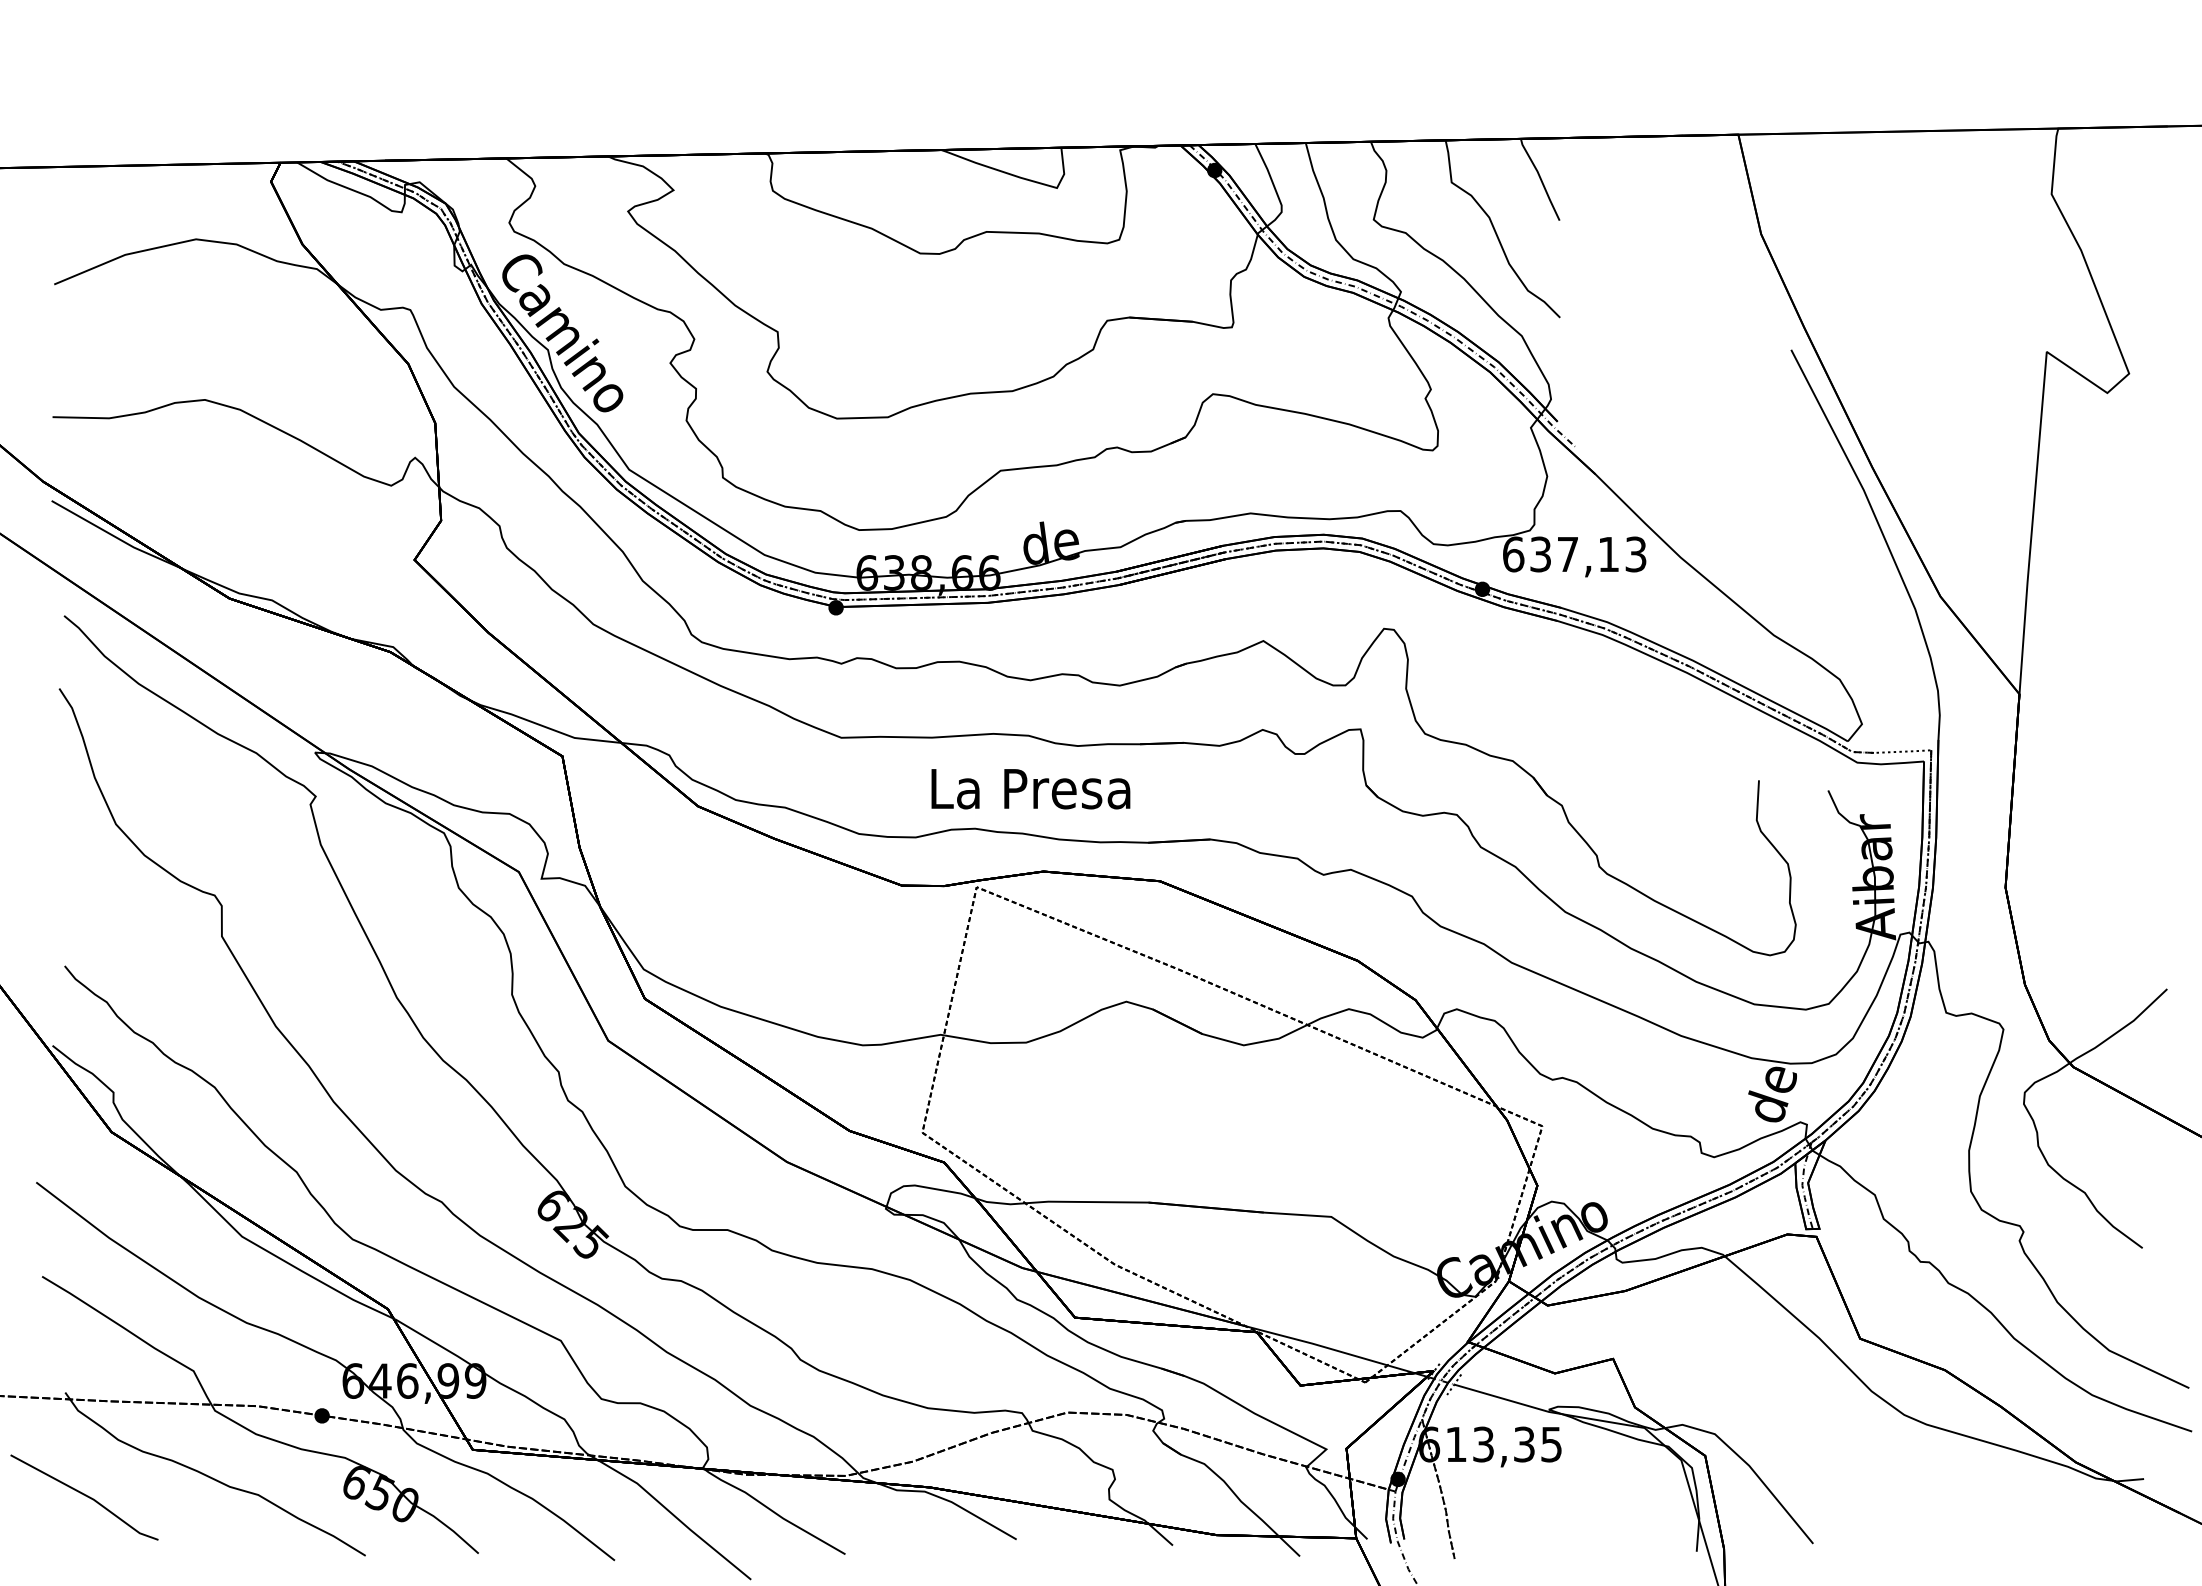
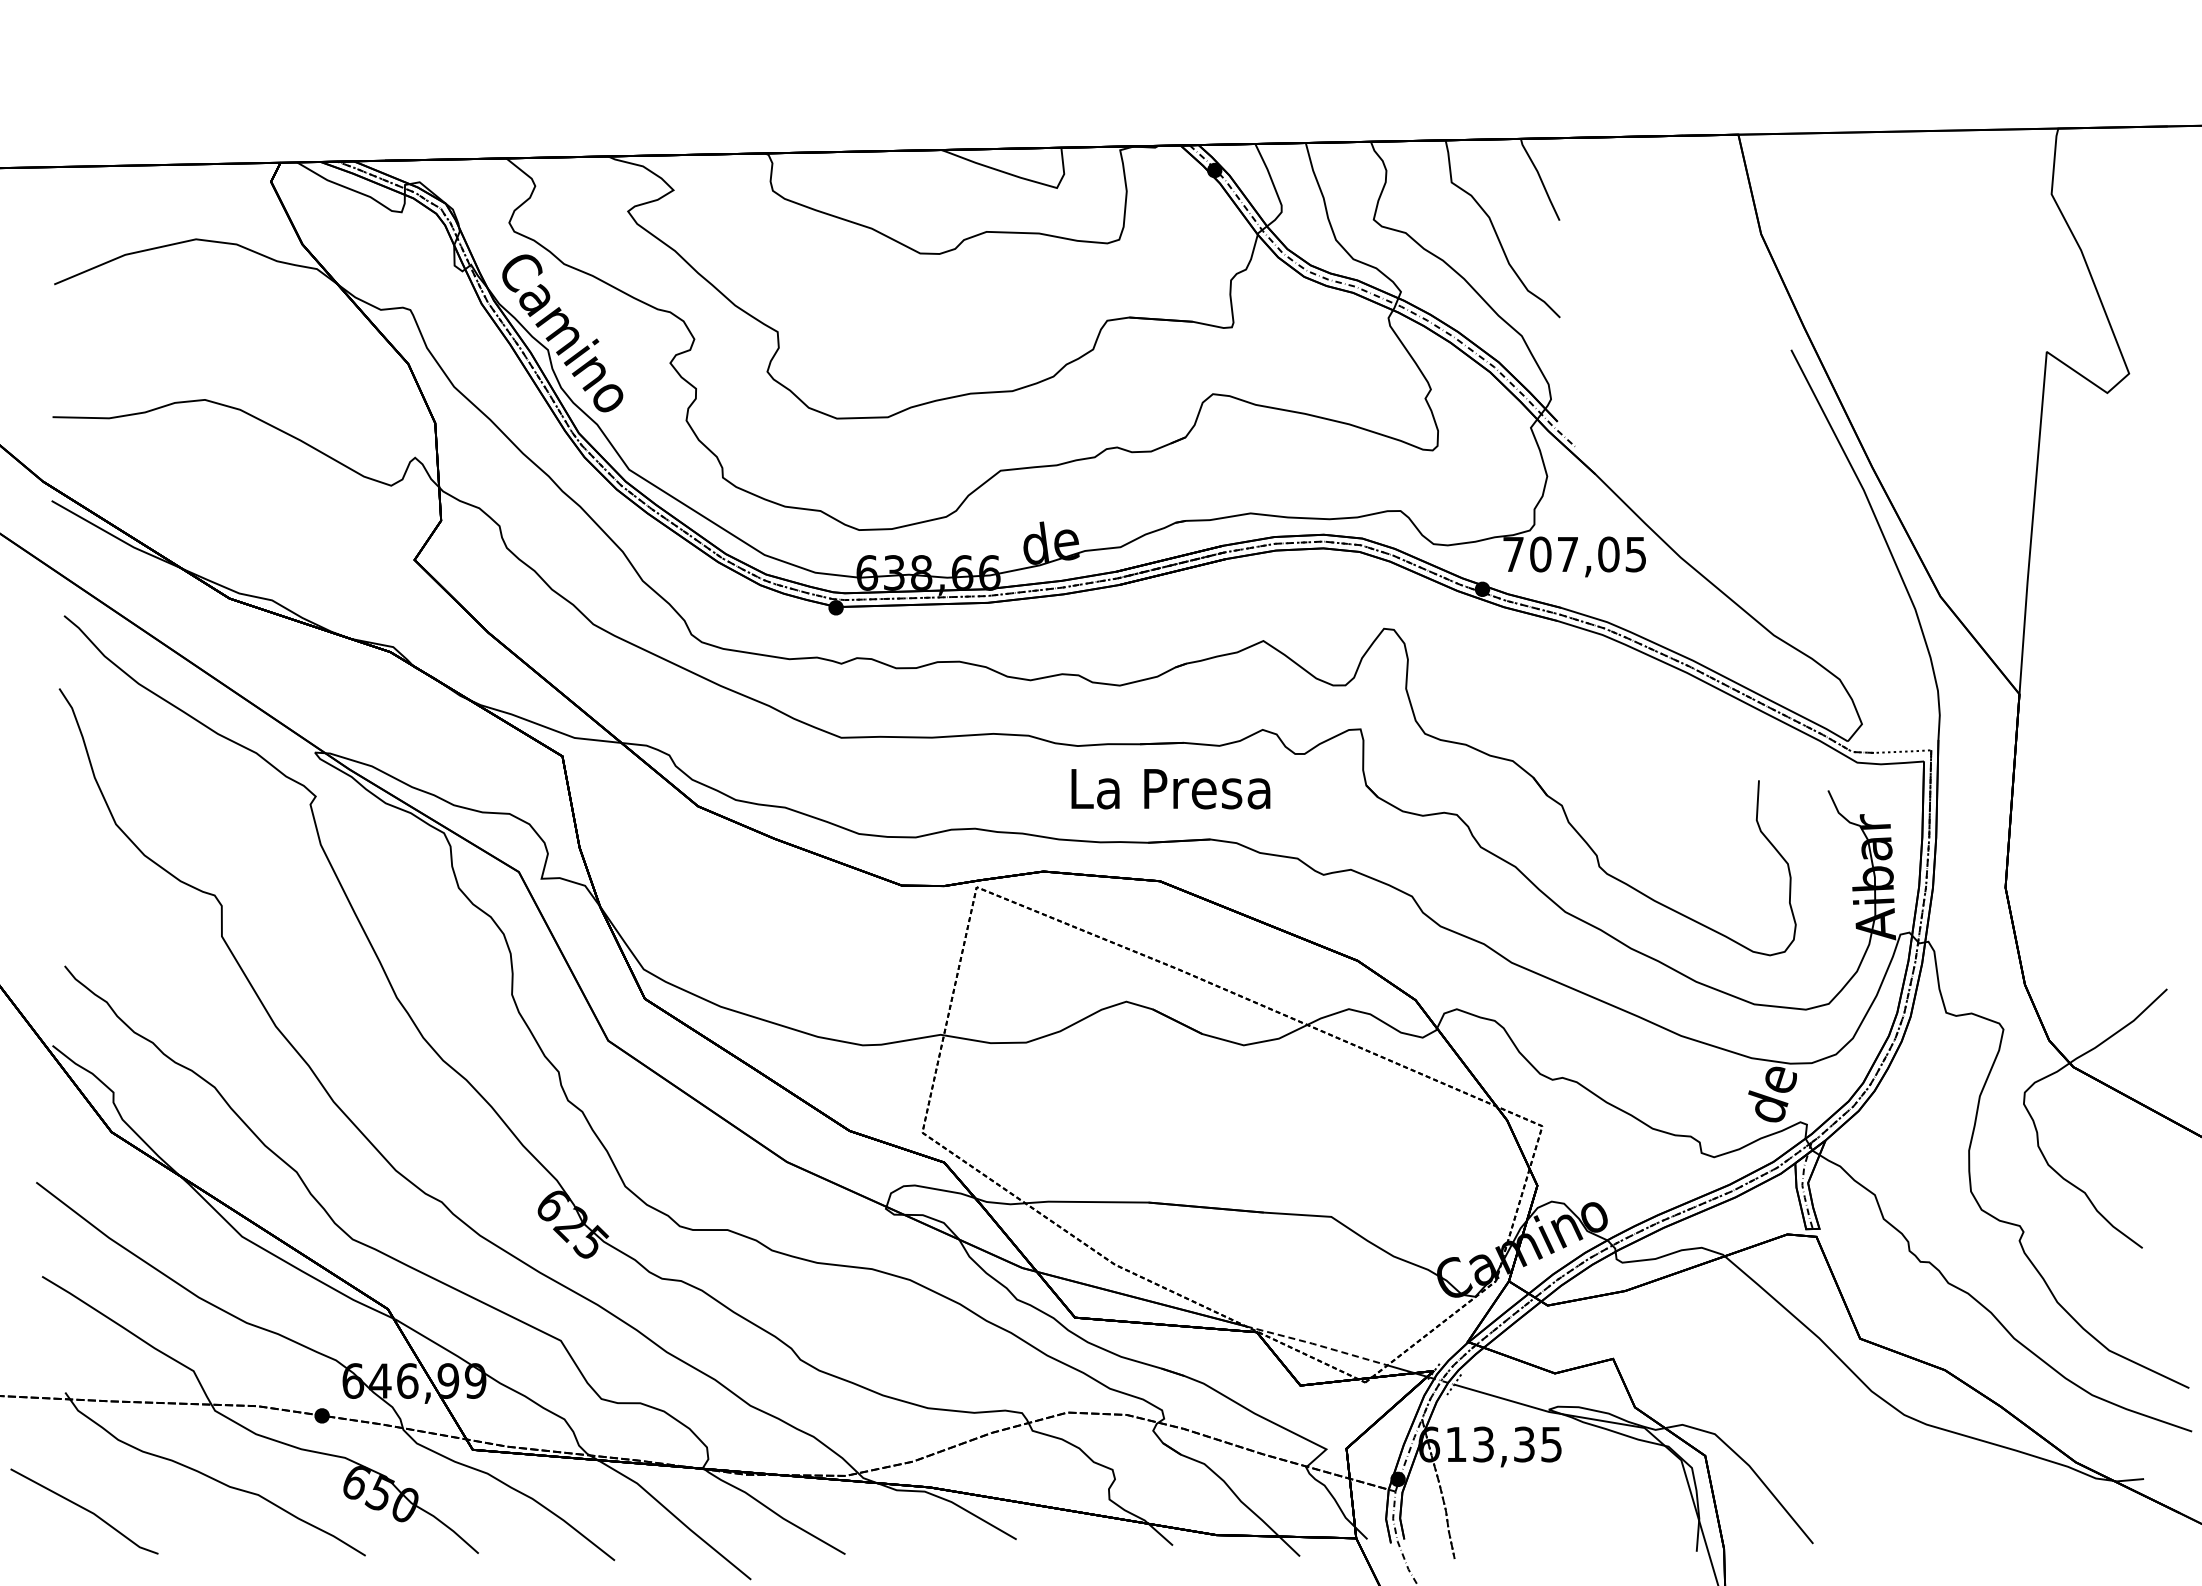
text: 637,13 -> 707,05 (1574, 554)
text position: (1030, 789) -> (1170, 789) (1170, 789)
line: solid -> dashed (1317, 1344)
line position: (85, 1496) -> (85, 1510) (85, 1510)
